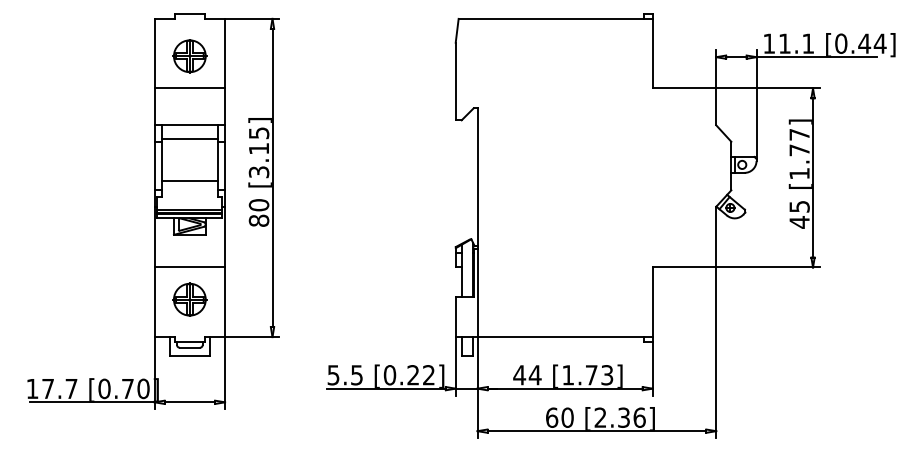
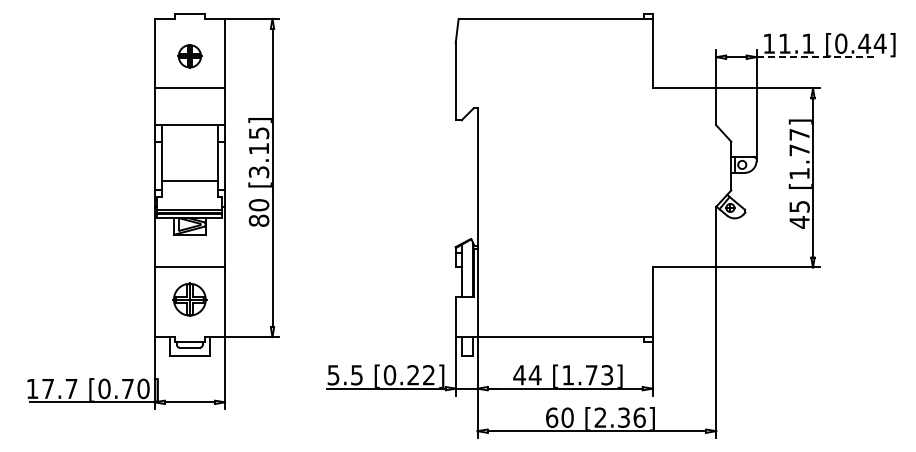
part size: 36x35 px -> 26x25 px (189, 56)
line: solid -> dashed (817, 57)
line: present -> none (189, 138)
